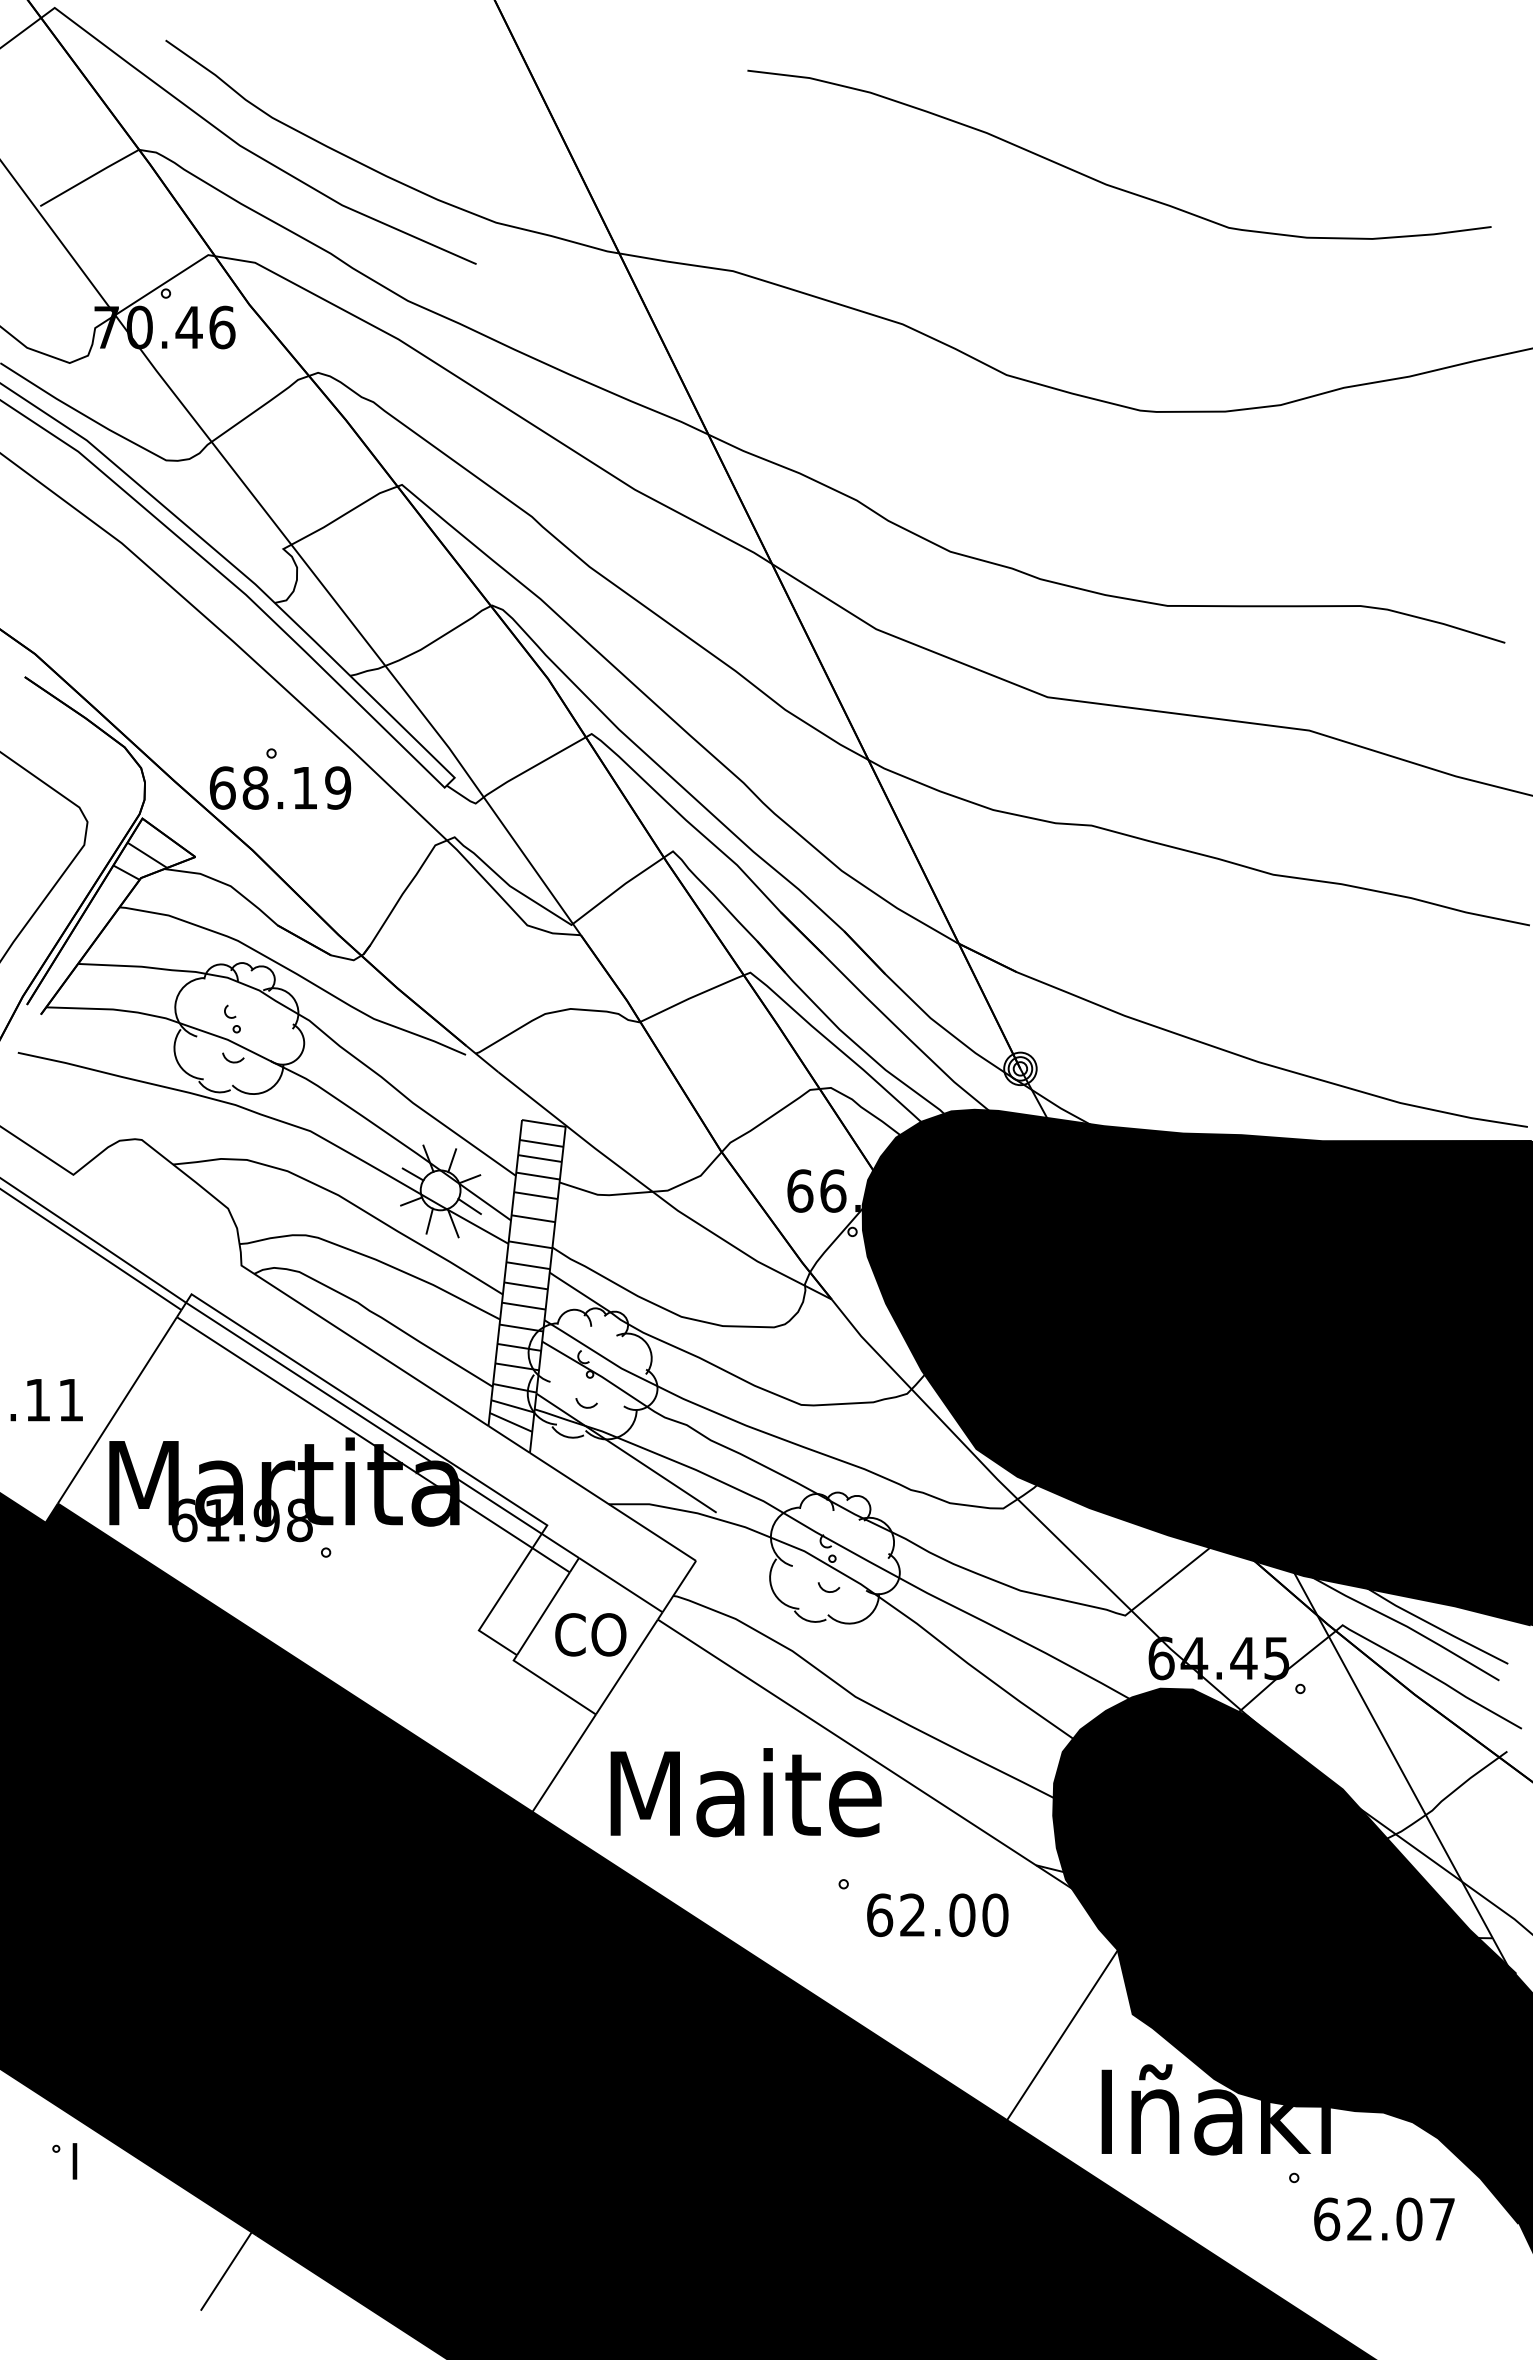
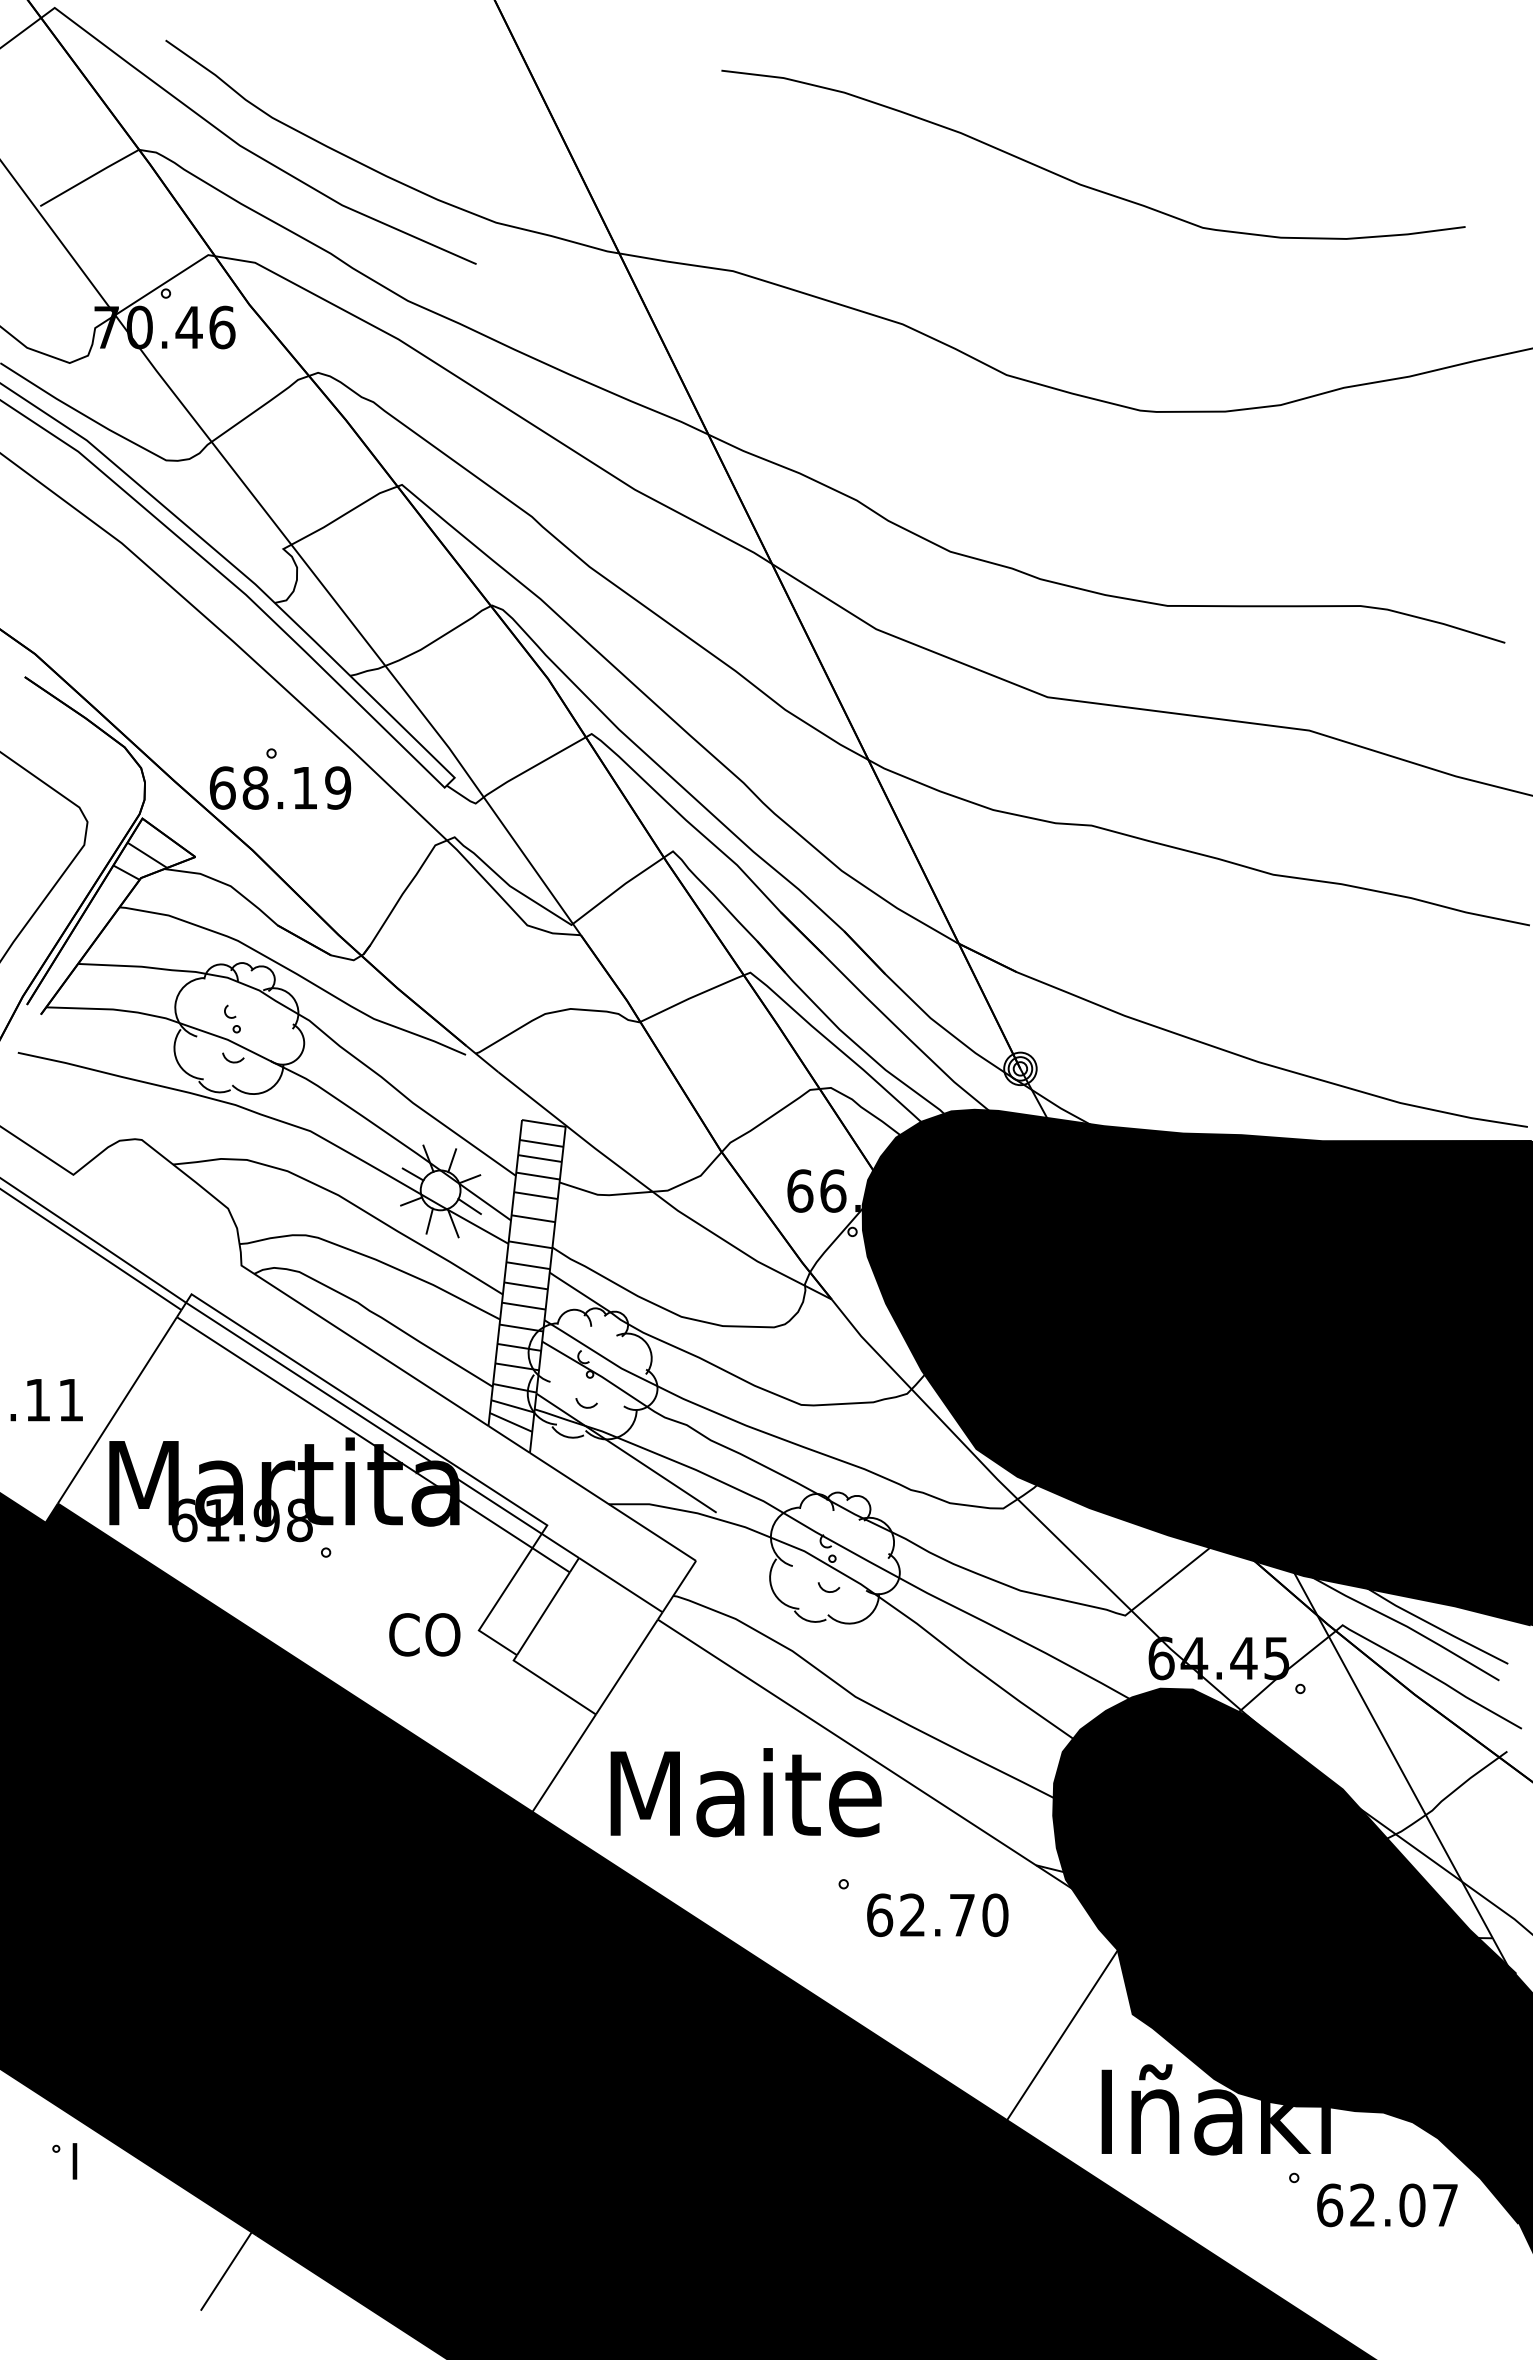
curve position: (1109, 184) -> (1083, 184) (1083, 184)
text position: (590, 1634) -> (424, 1634) (424, 1634)
text: 62.00 -> 62.70 (962, 1915)
text position: (1384, 2219) -> (1387, 2205) (1387, 2205)
